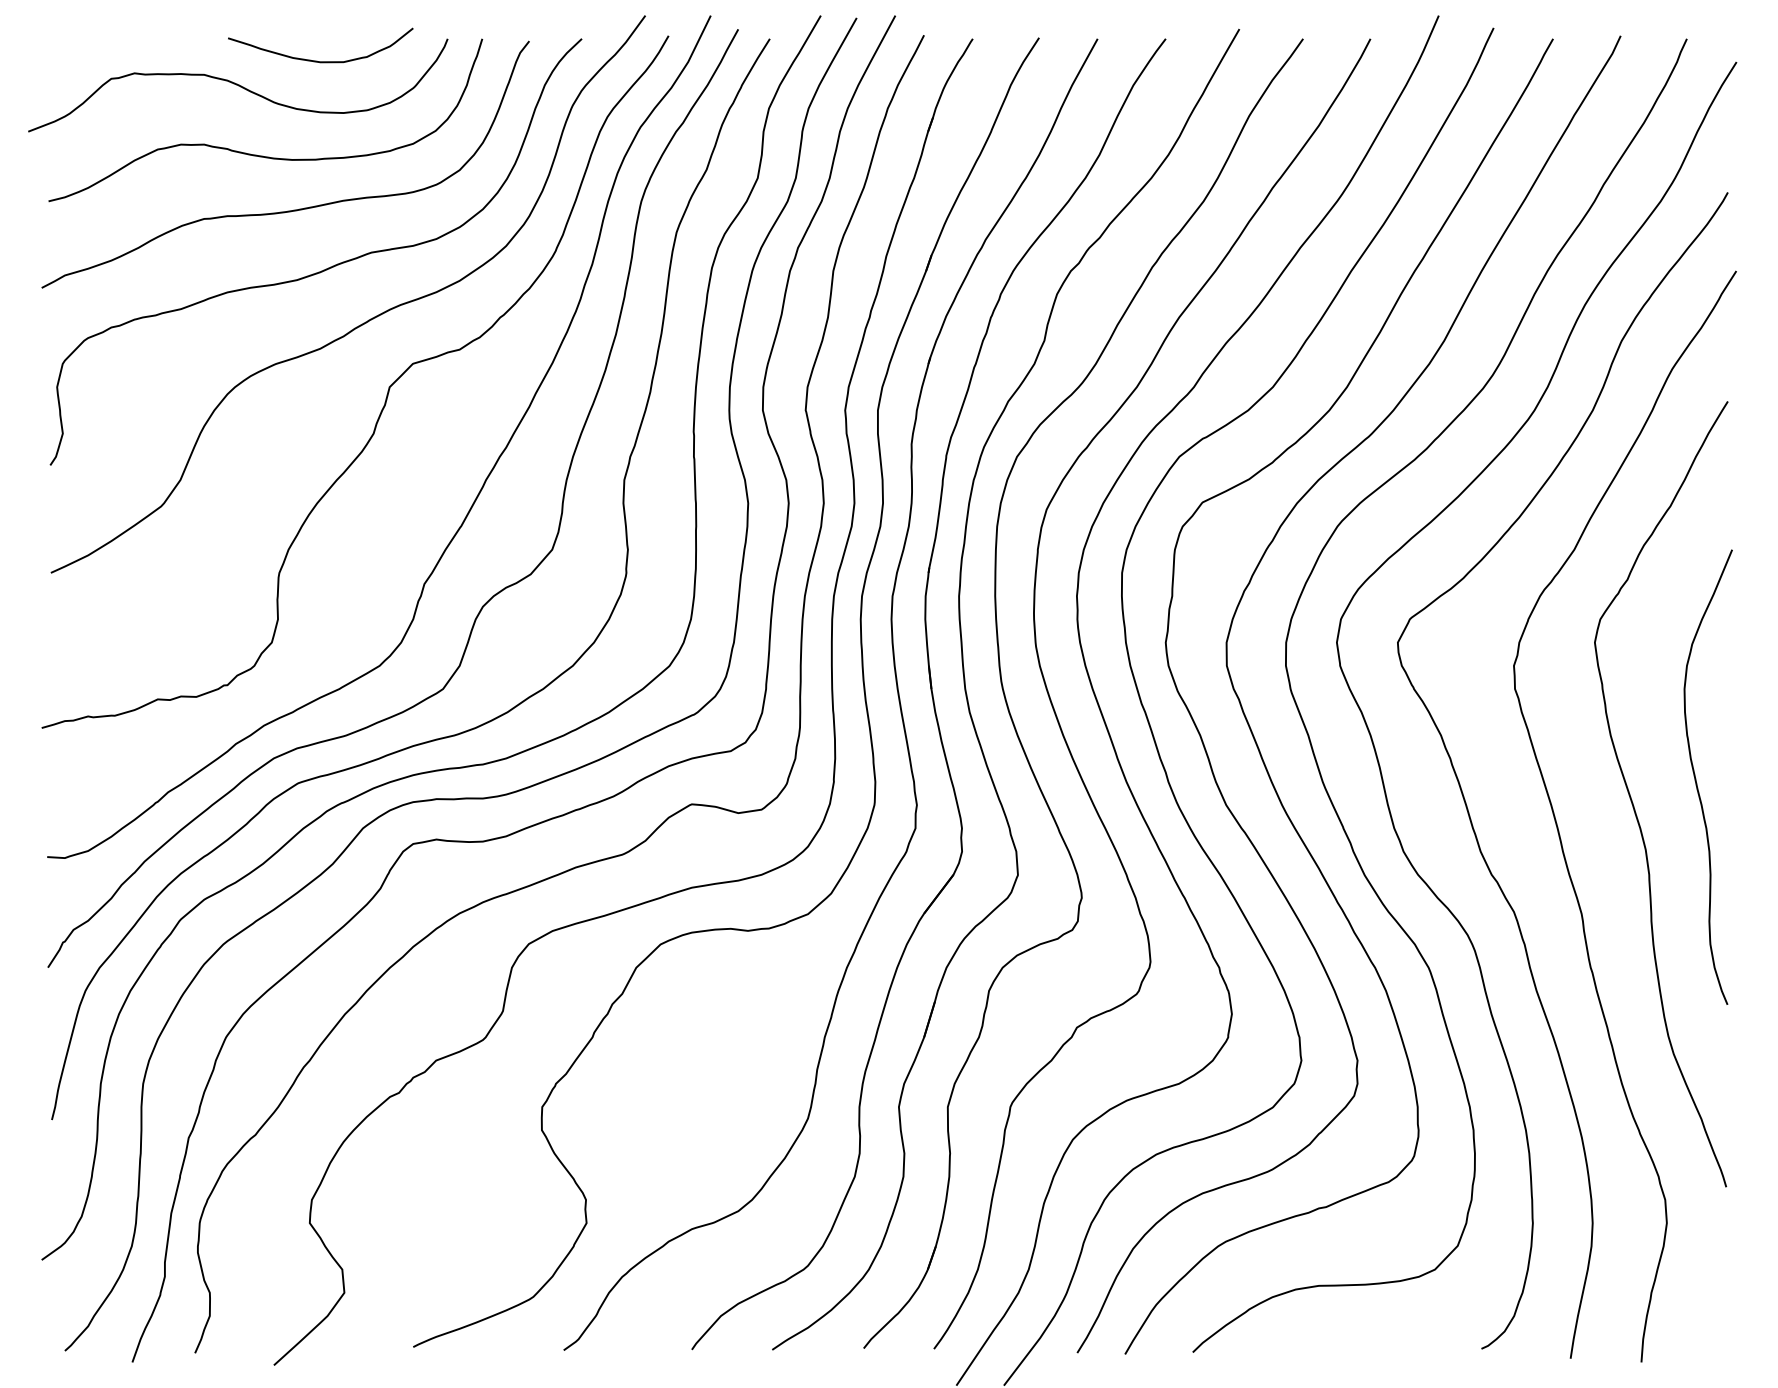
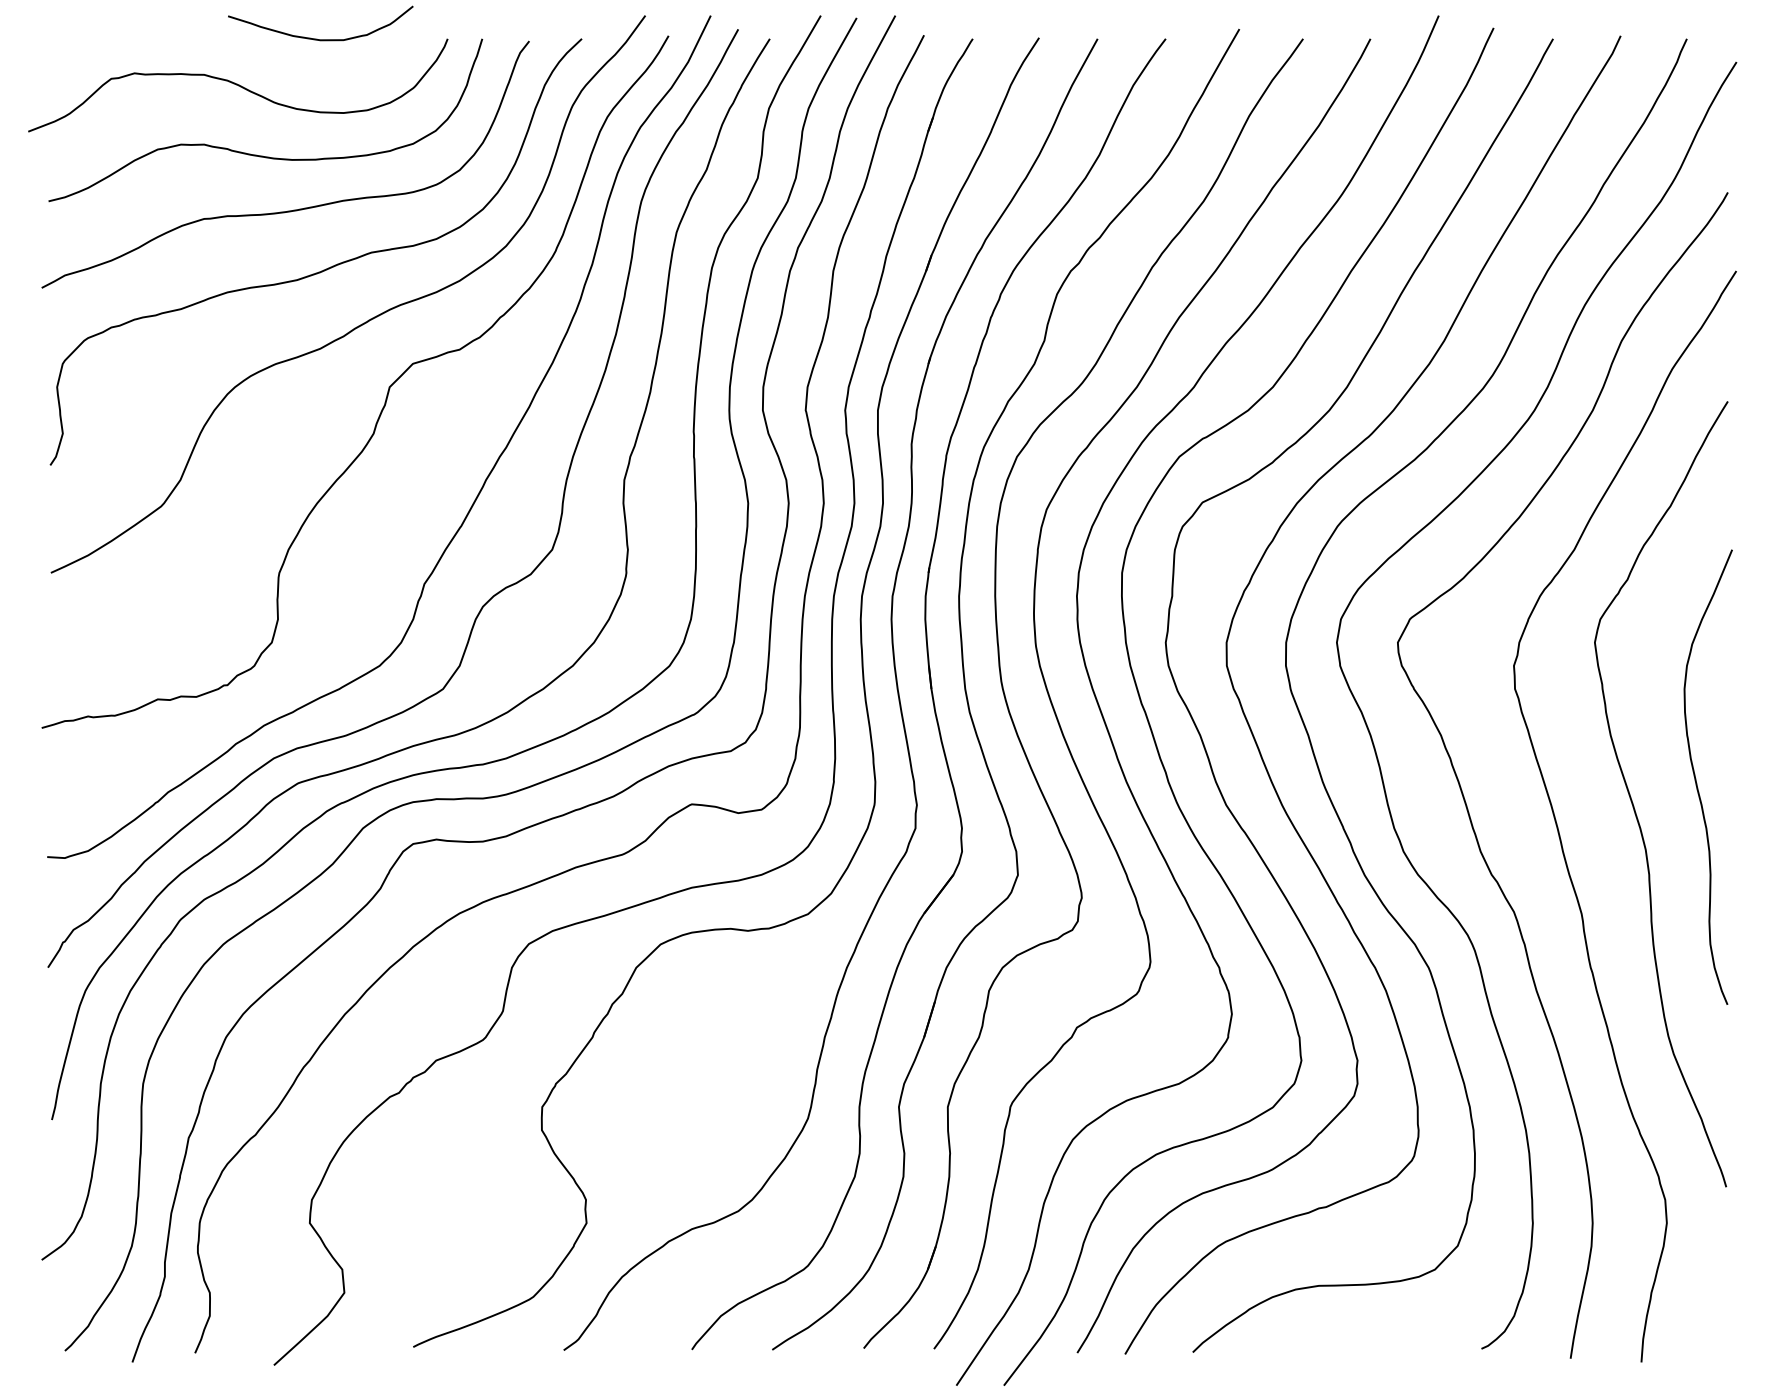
curve position: (317, 60) -> (317, 38) (317, 38)
